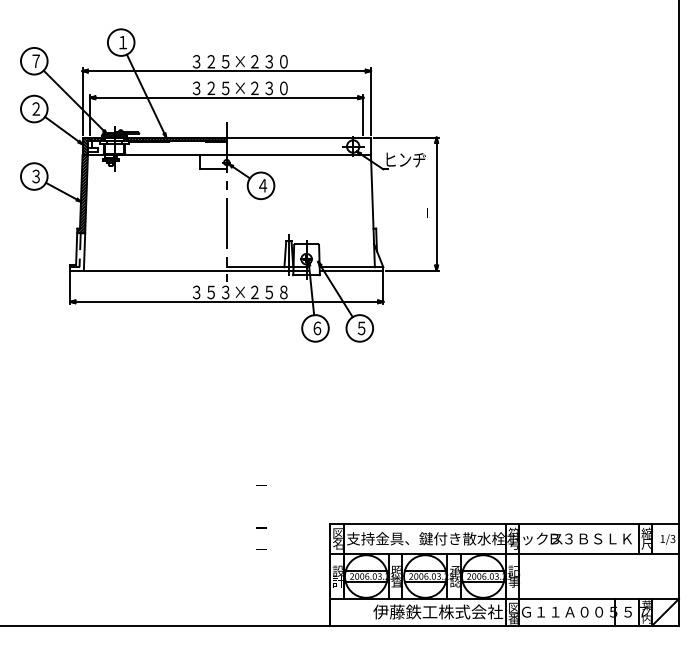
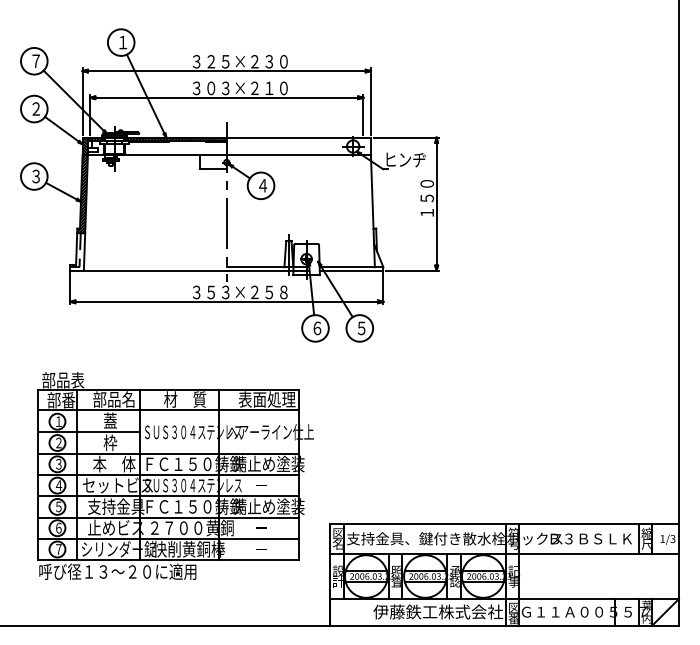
text: ３２５×２３０ -> ３０３×２１０ (240, 88)
text: － -> １５０ (427, 198)
part: none -> present (175, 475)
